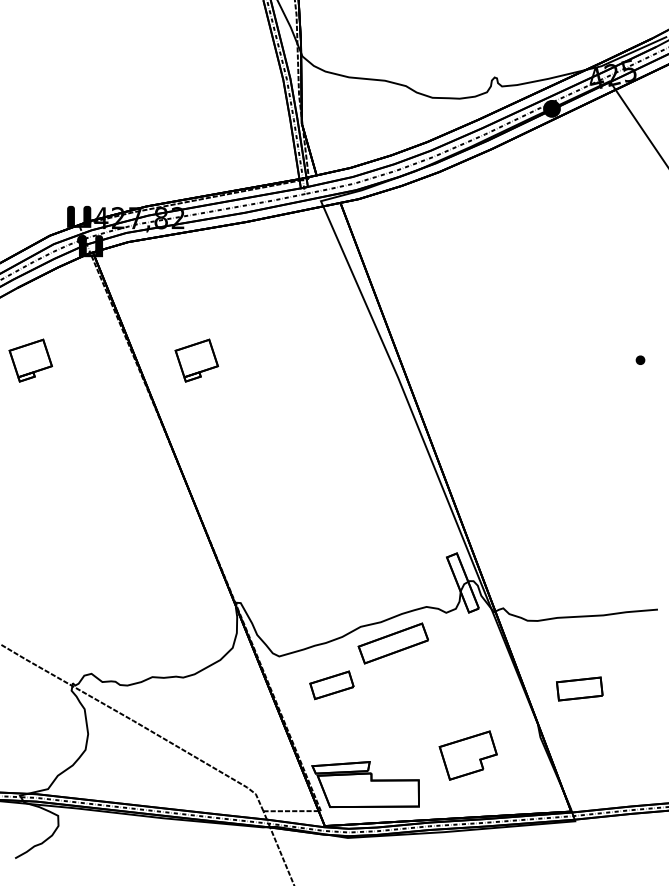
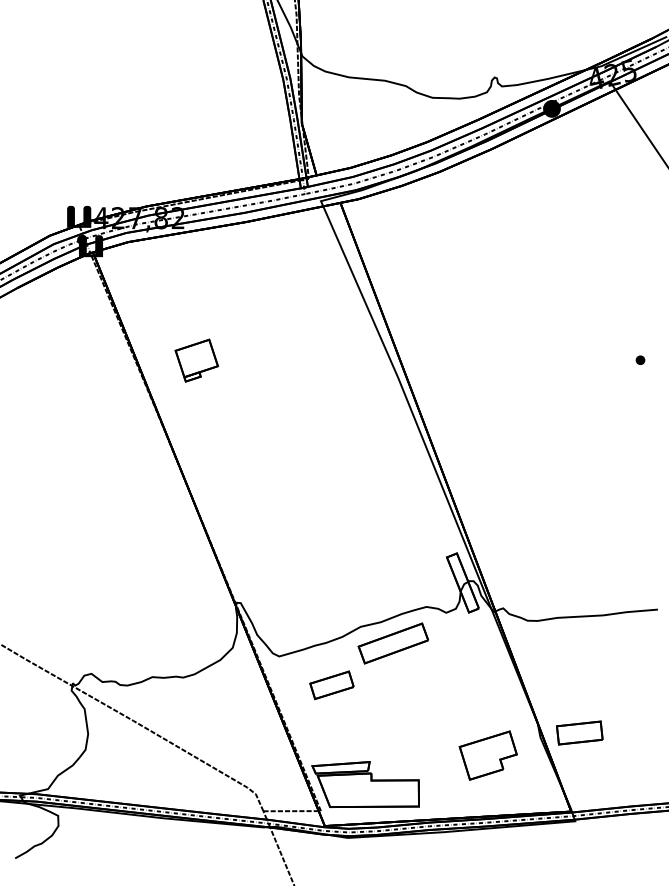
part: present -> none (30, 360)
part position: (579, 688) -> (579, 732) (579, 732)
part position: (467, 755) -> (487, 755) (487, 755)
